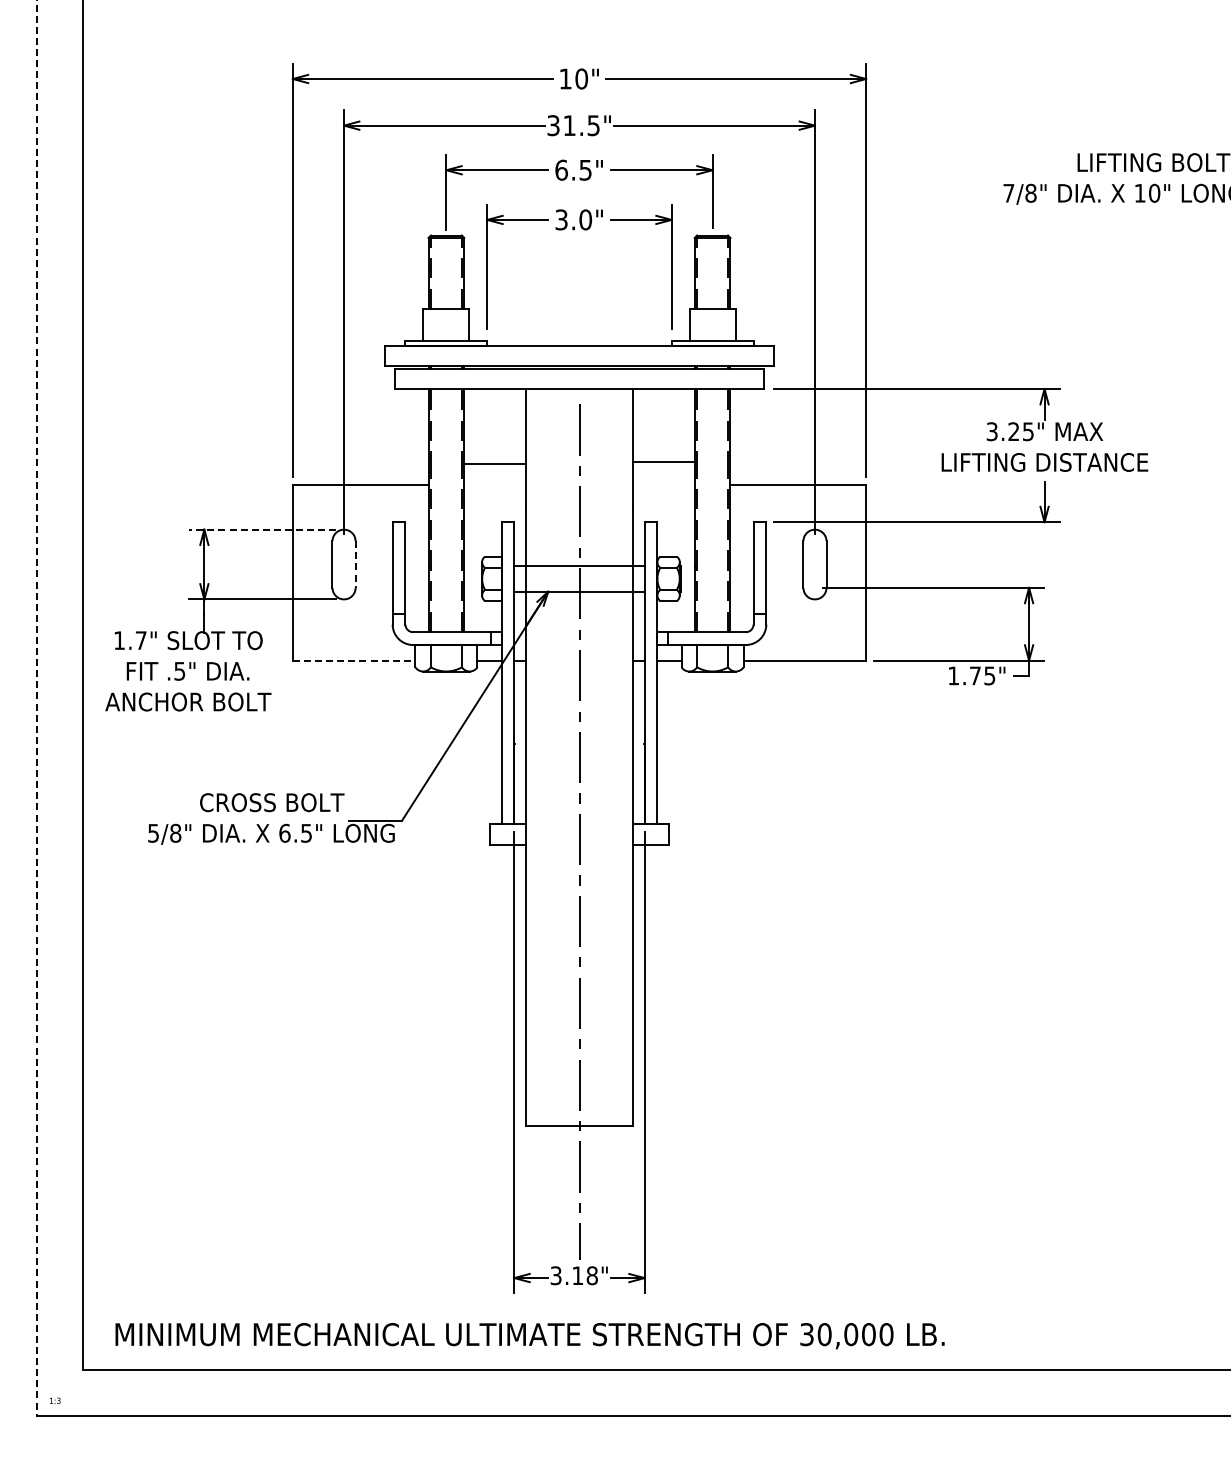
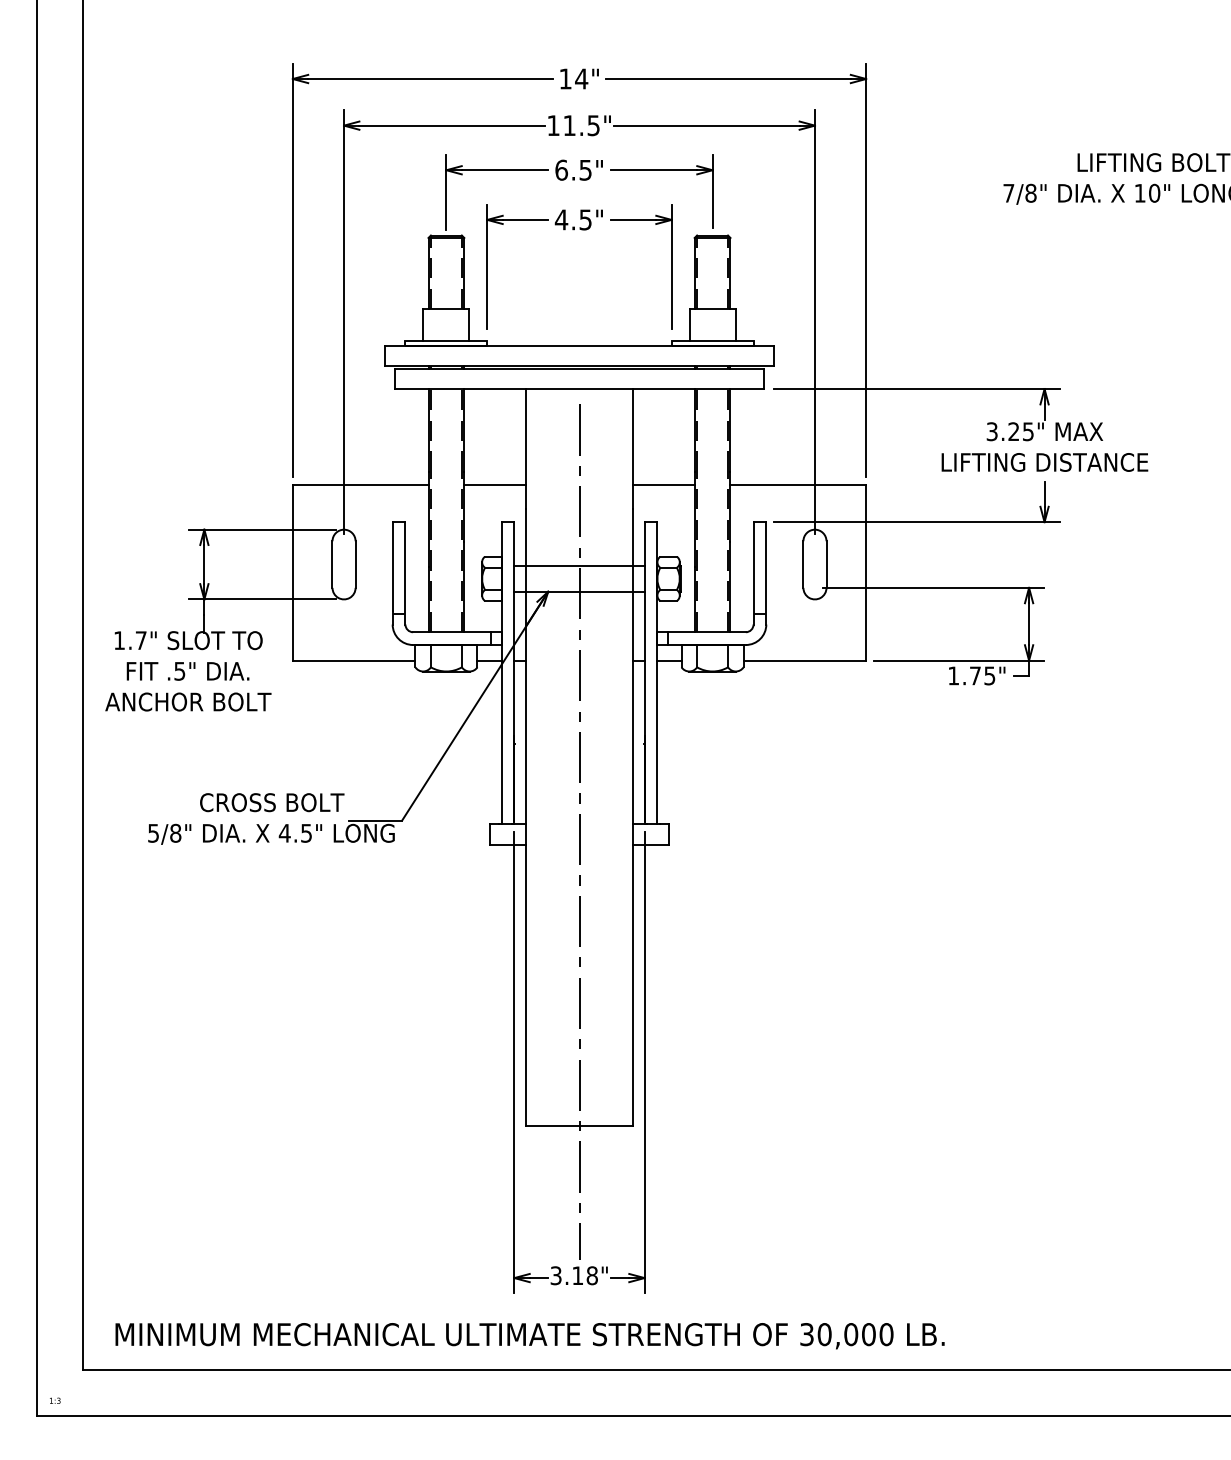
text: 10" -> 14" (581, 78)
text: 31.5" -> 11.5" (553, 125)
text: 3.0" -> 4.5" (573, 219)
line position: (663, 462) -> (663, 485) (663, 485)
line position: (494, 464) -> (494, 485) (494, 485)
line: dashed -> solid (262, 529)
line: dashed -> solid (355, 565)
line: dashed -> solid (354, 660)
line: dashed -> solid (36, 708)
text: 6.5" -> 4.5" (284, 832)
